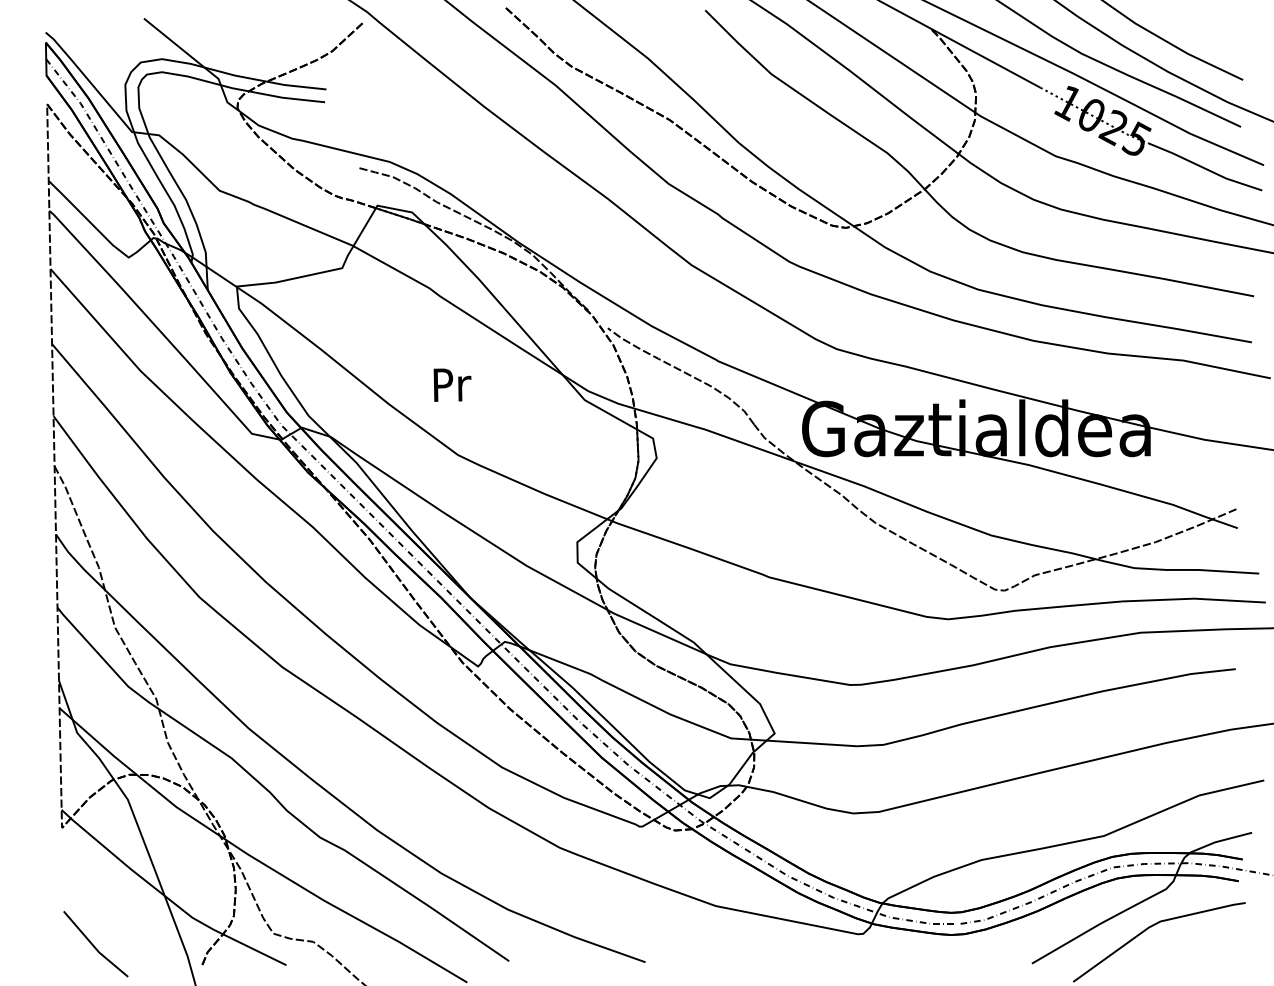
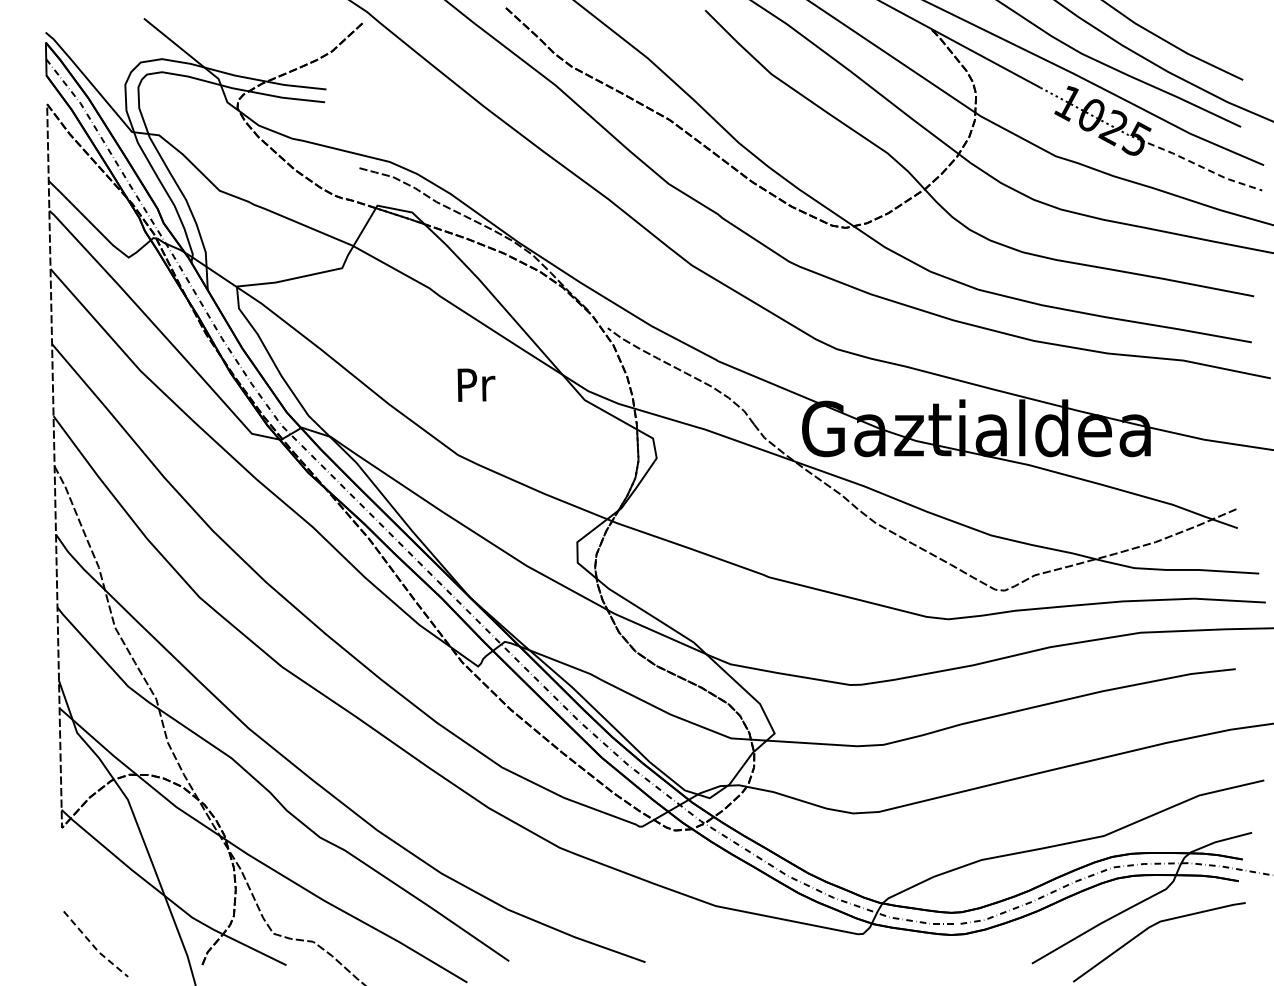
line: solid -> dashed (1204, 168)
text position: (452, 384) -> (476, 384) (476, 384)
line: solid -> dashed (94, 947)
